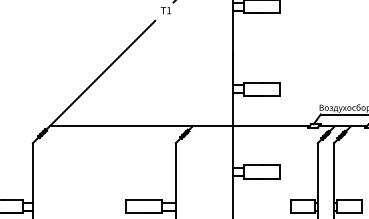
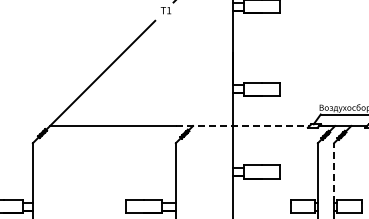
line: solid -> dashed (242, 126)
line: solid -> dashed (334, 172)
